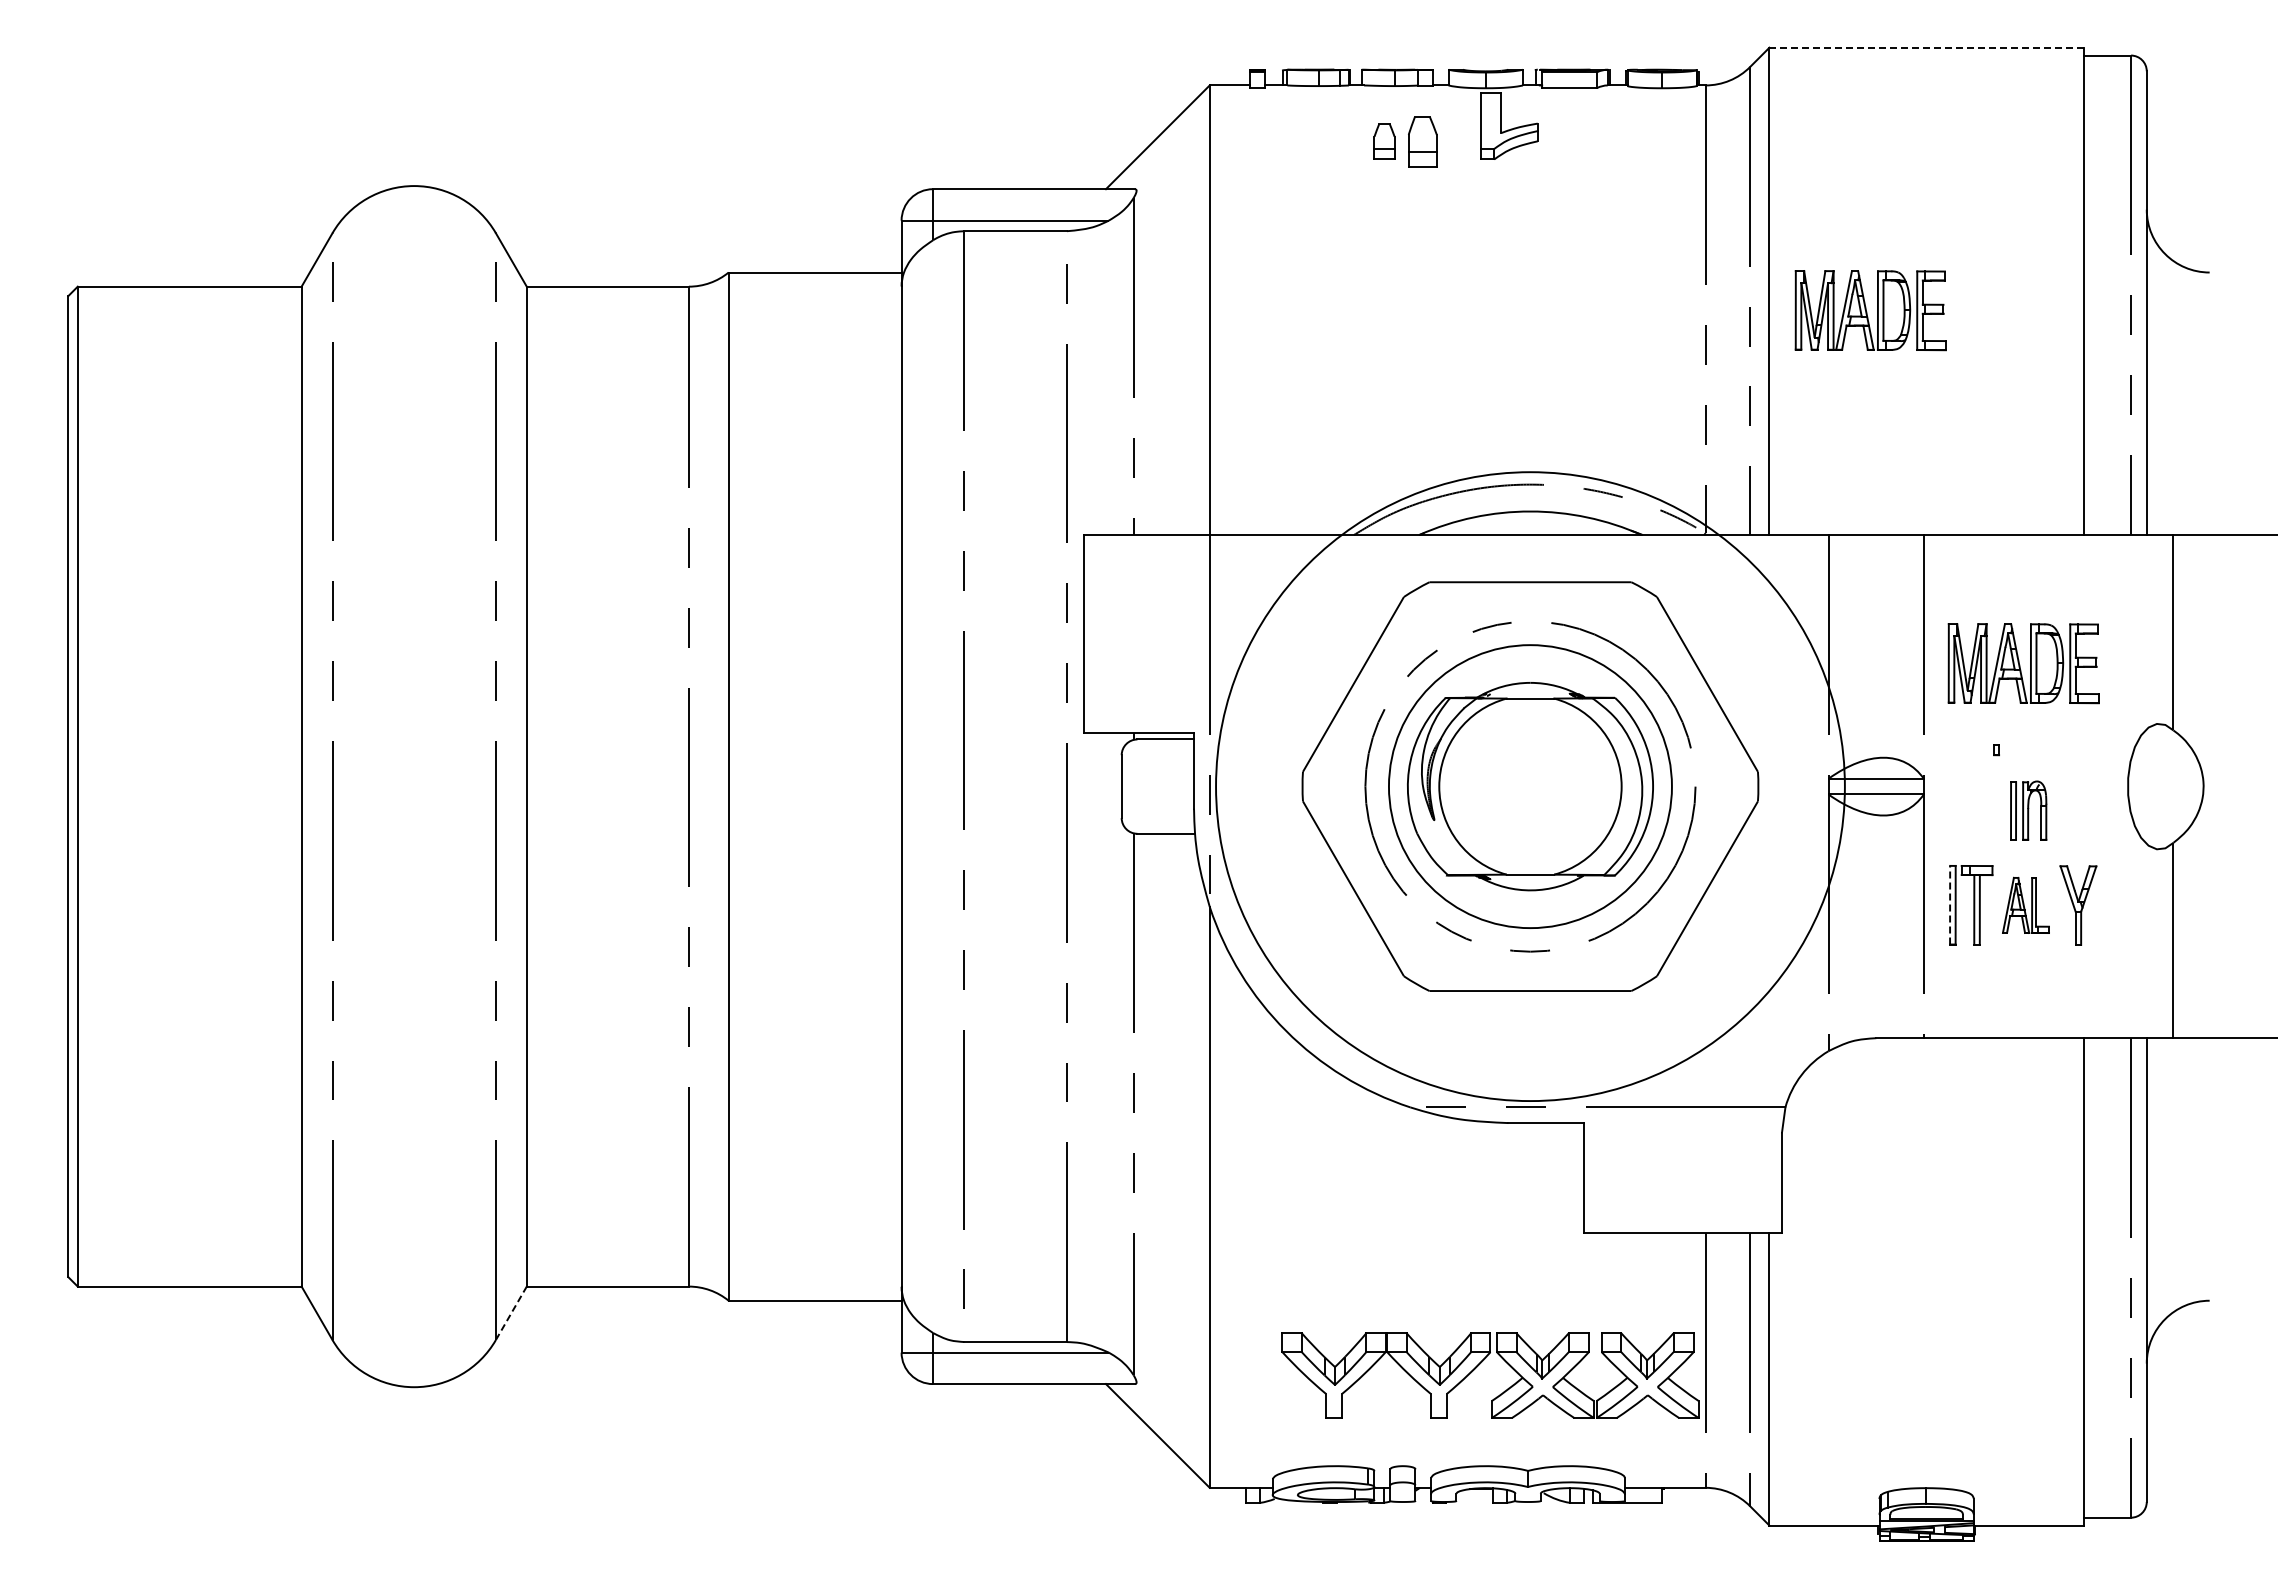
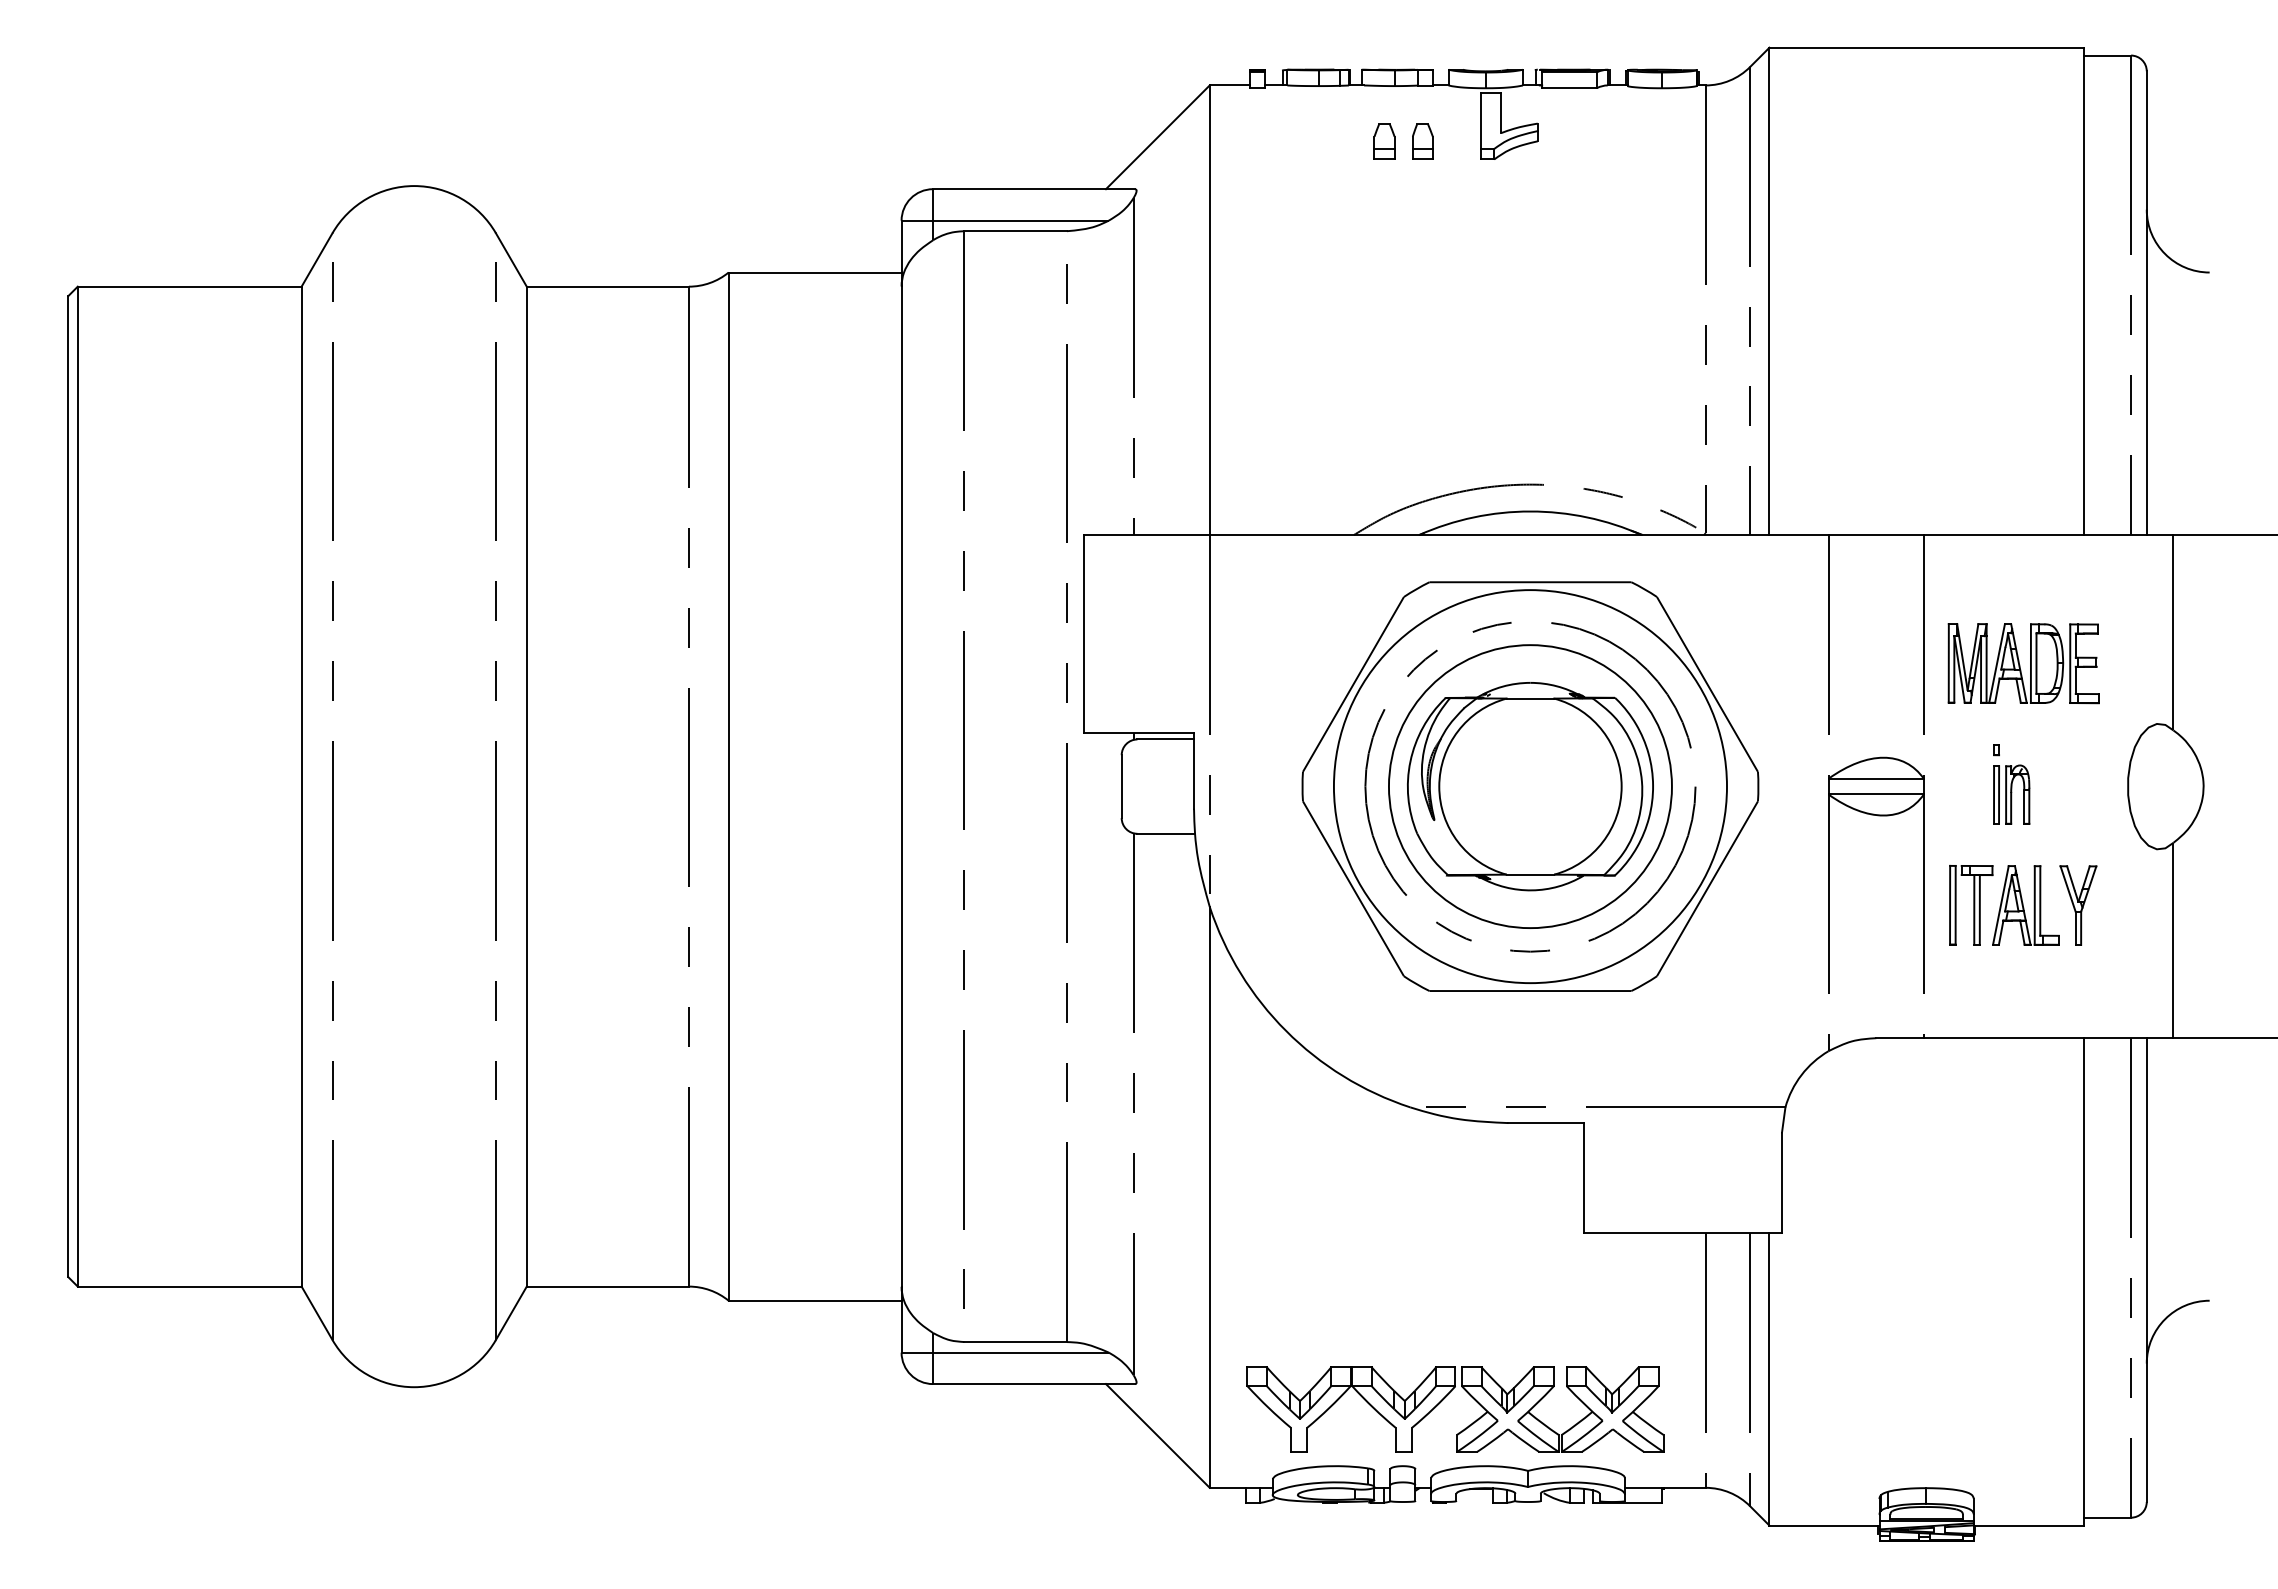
line: dashed -> solid (1926, 47)
part size: 30x52 px -> 22x37 px (1422, 141)
part: present -> none (1870, 310)
circle diameter: 629 px -> 393 px (1529, 786)
part position: (2028, 810) -> (2011, 794) (2011, 794)
line: dashed -> solid (1950, 904)
part size: 48x58 px -> 68x81 px (2025, 905)
line: dashed -> solid (511, 1313)
part position: (1480, 1364) -> (1445, 1398) (1445, 1398)
